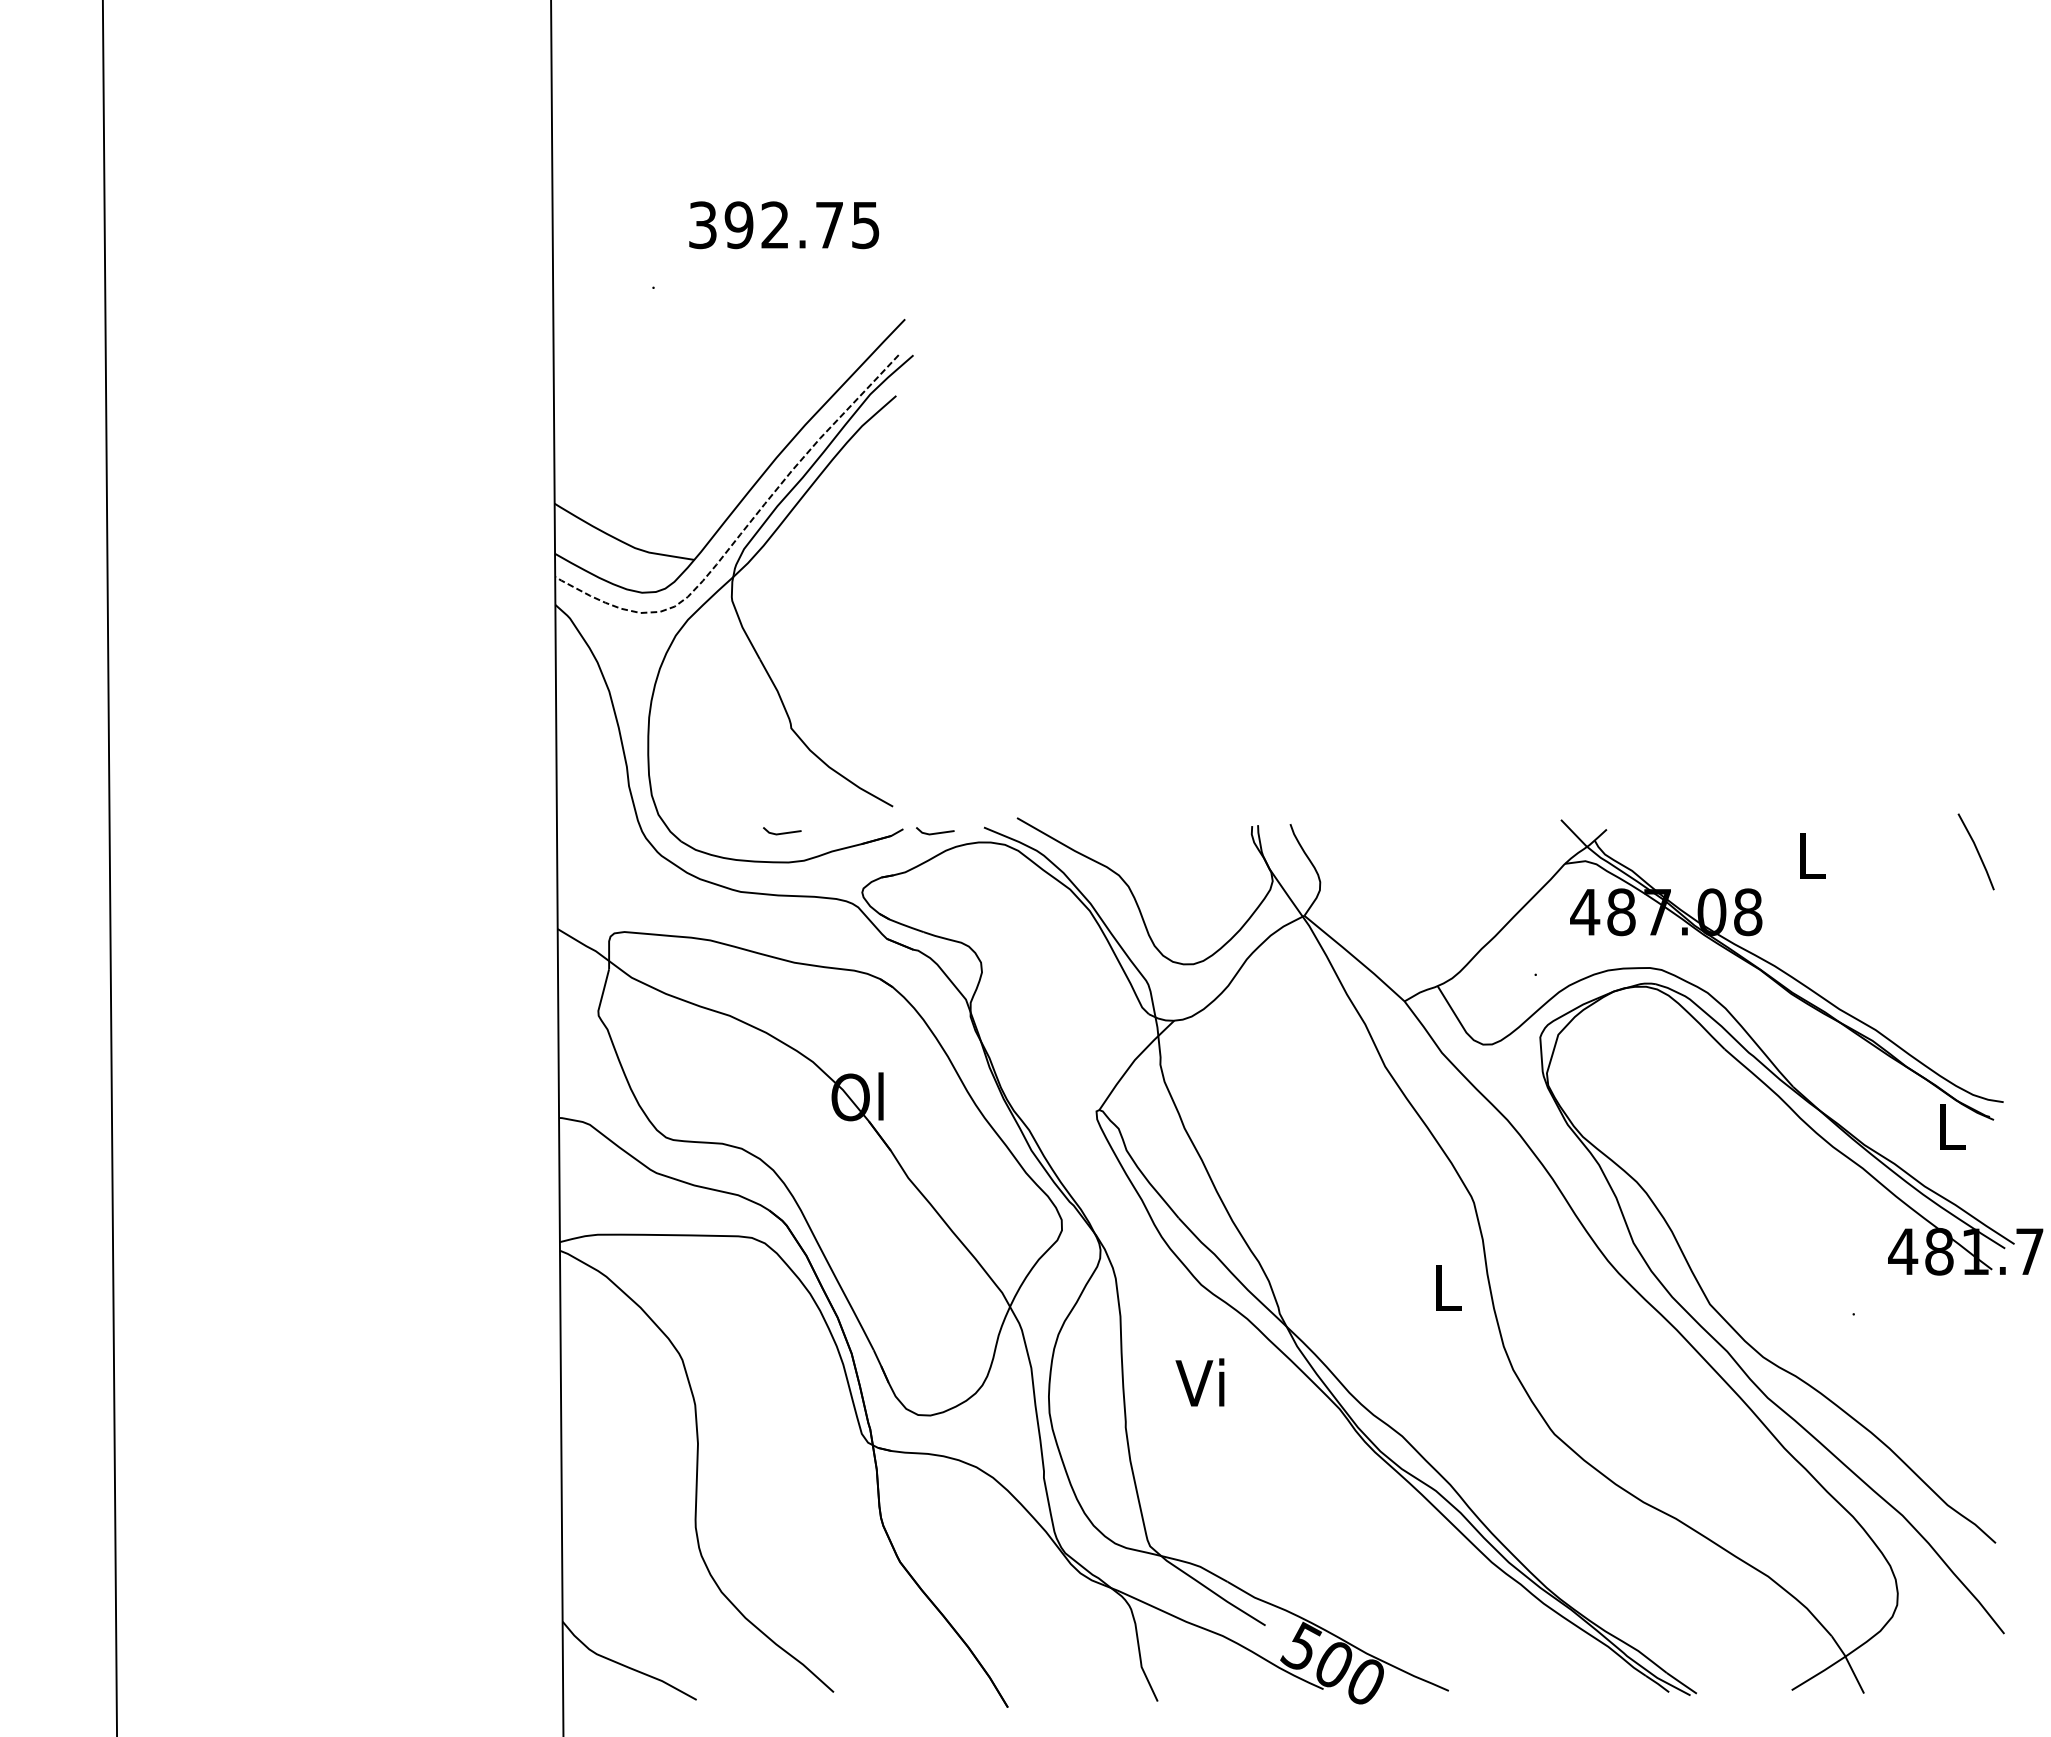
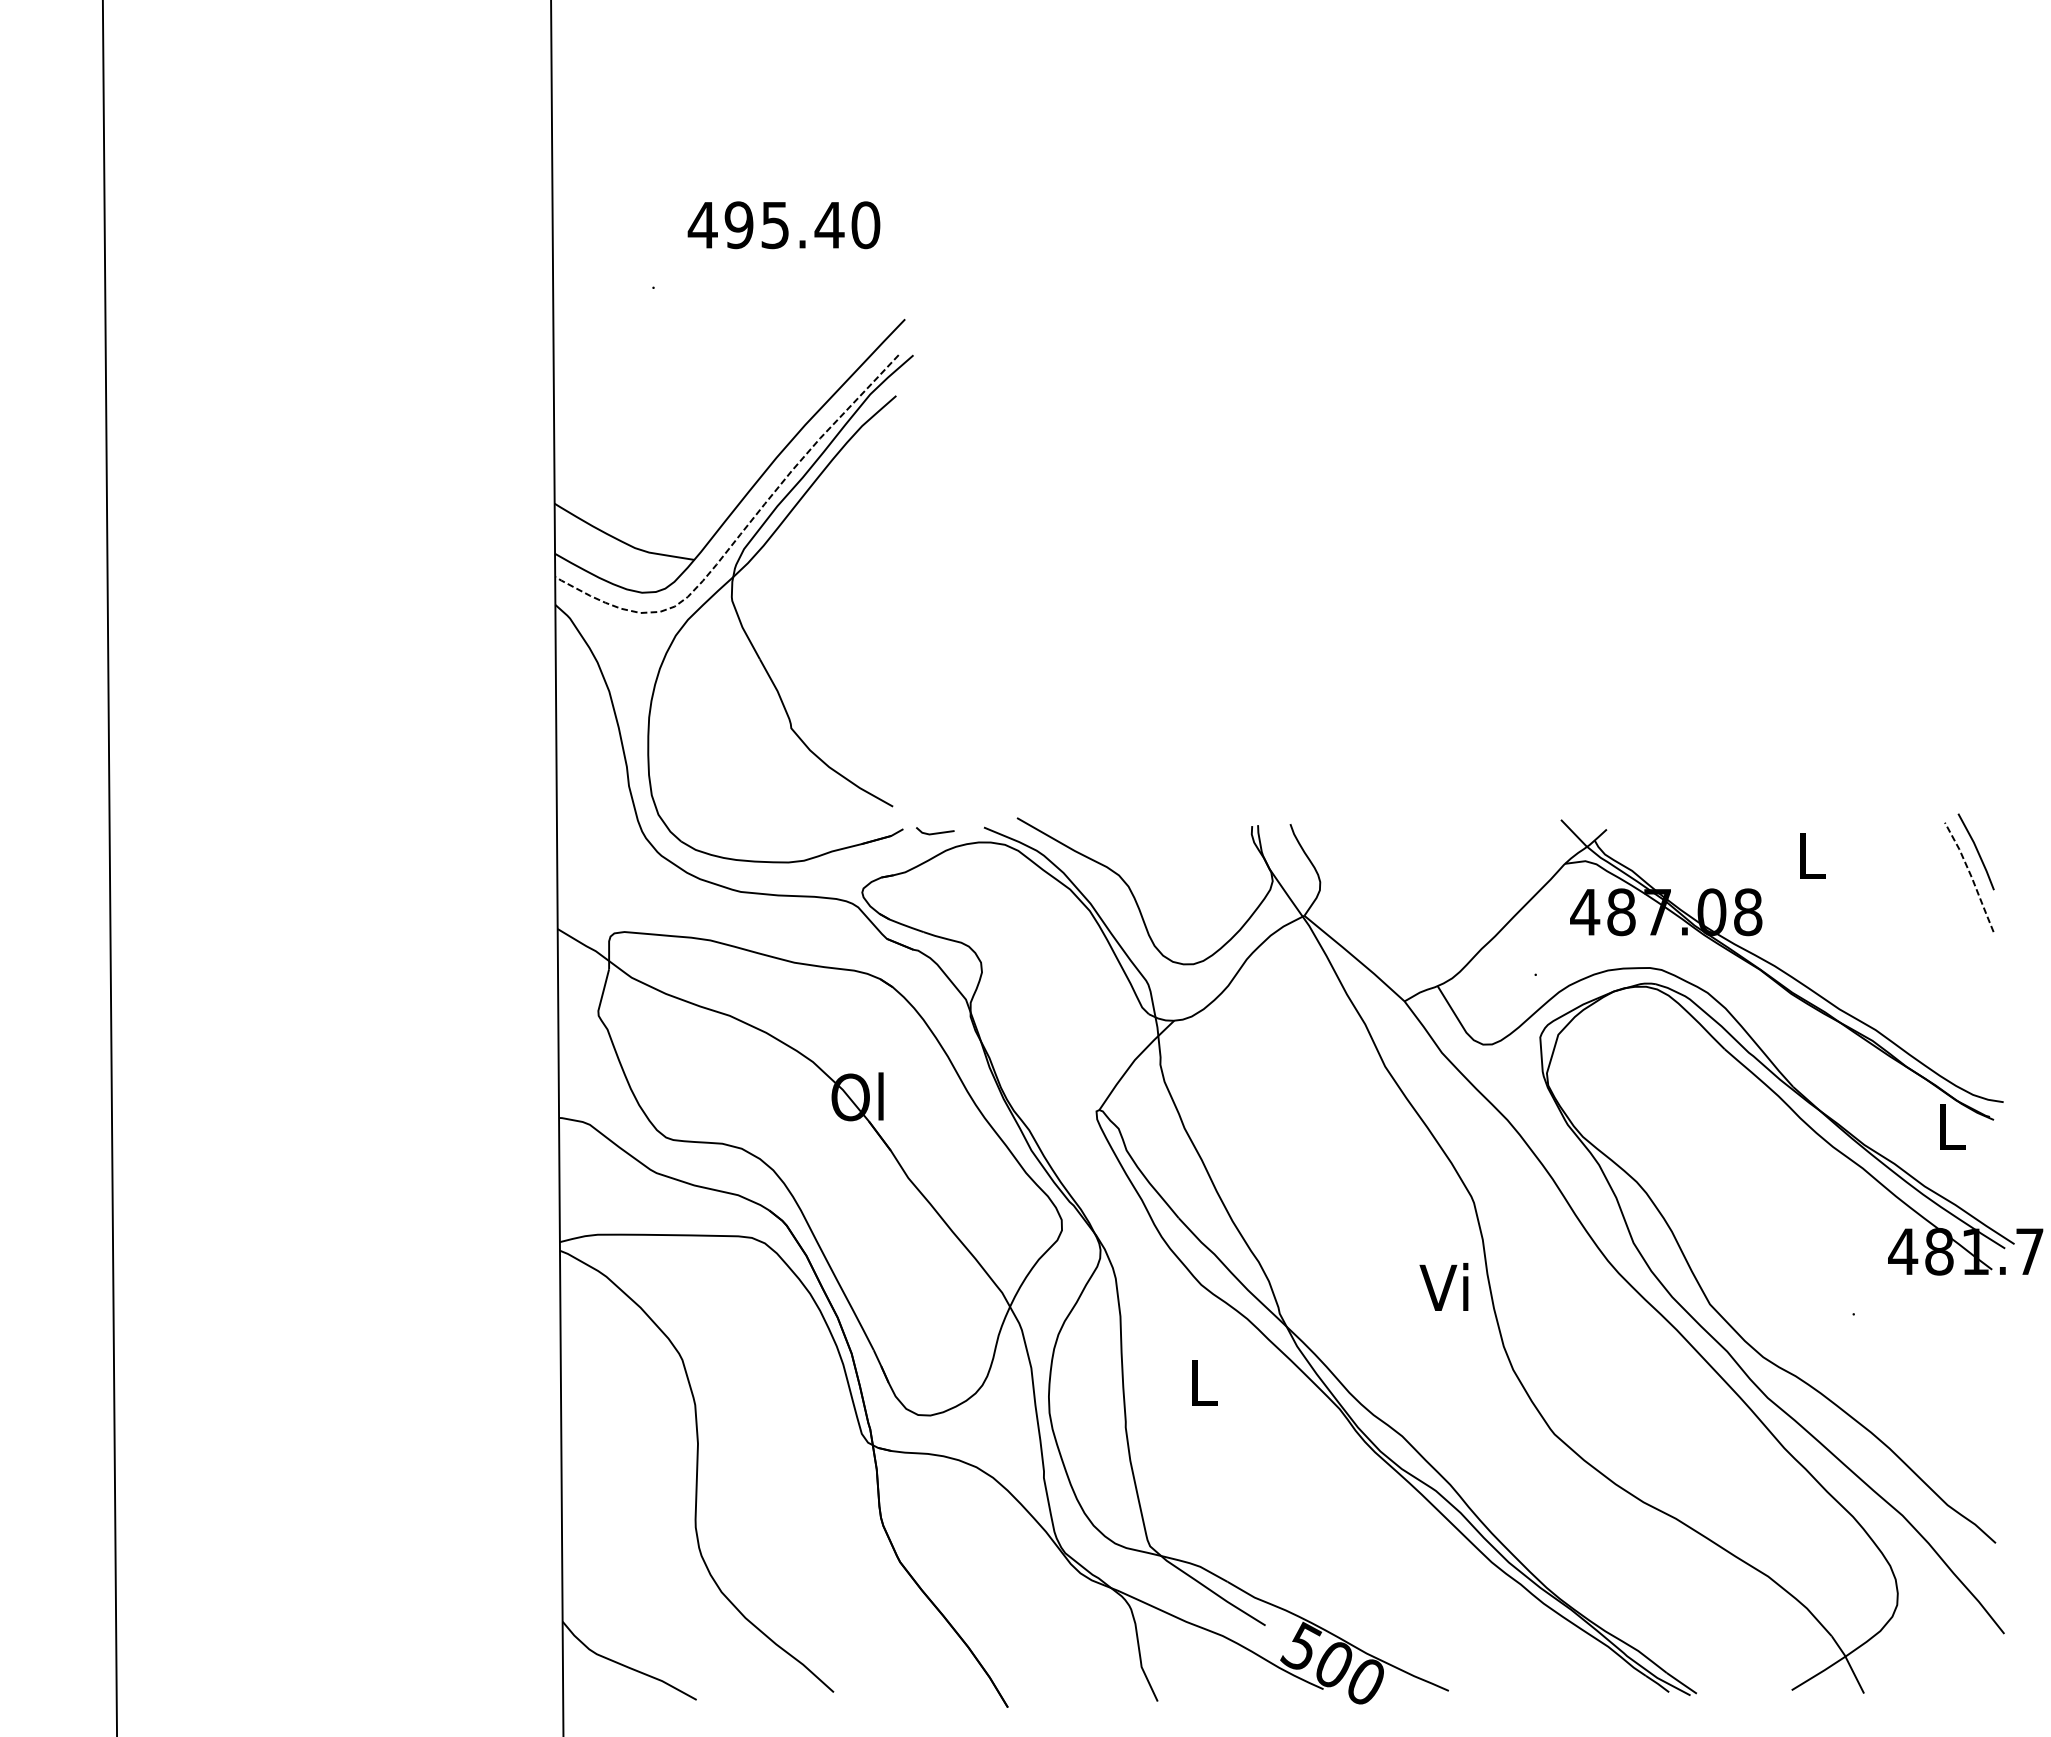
text: 392.75 -> 495.40 (783, 225)
line: present -> none (782, 832)
curve: none -> present (1970, 877)
text: L -> Vi (1443, 1286)
text: Vi -> L (1199, 1382)
